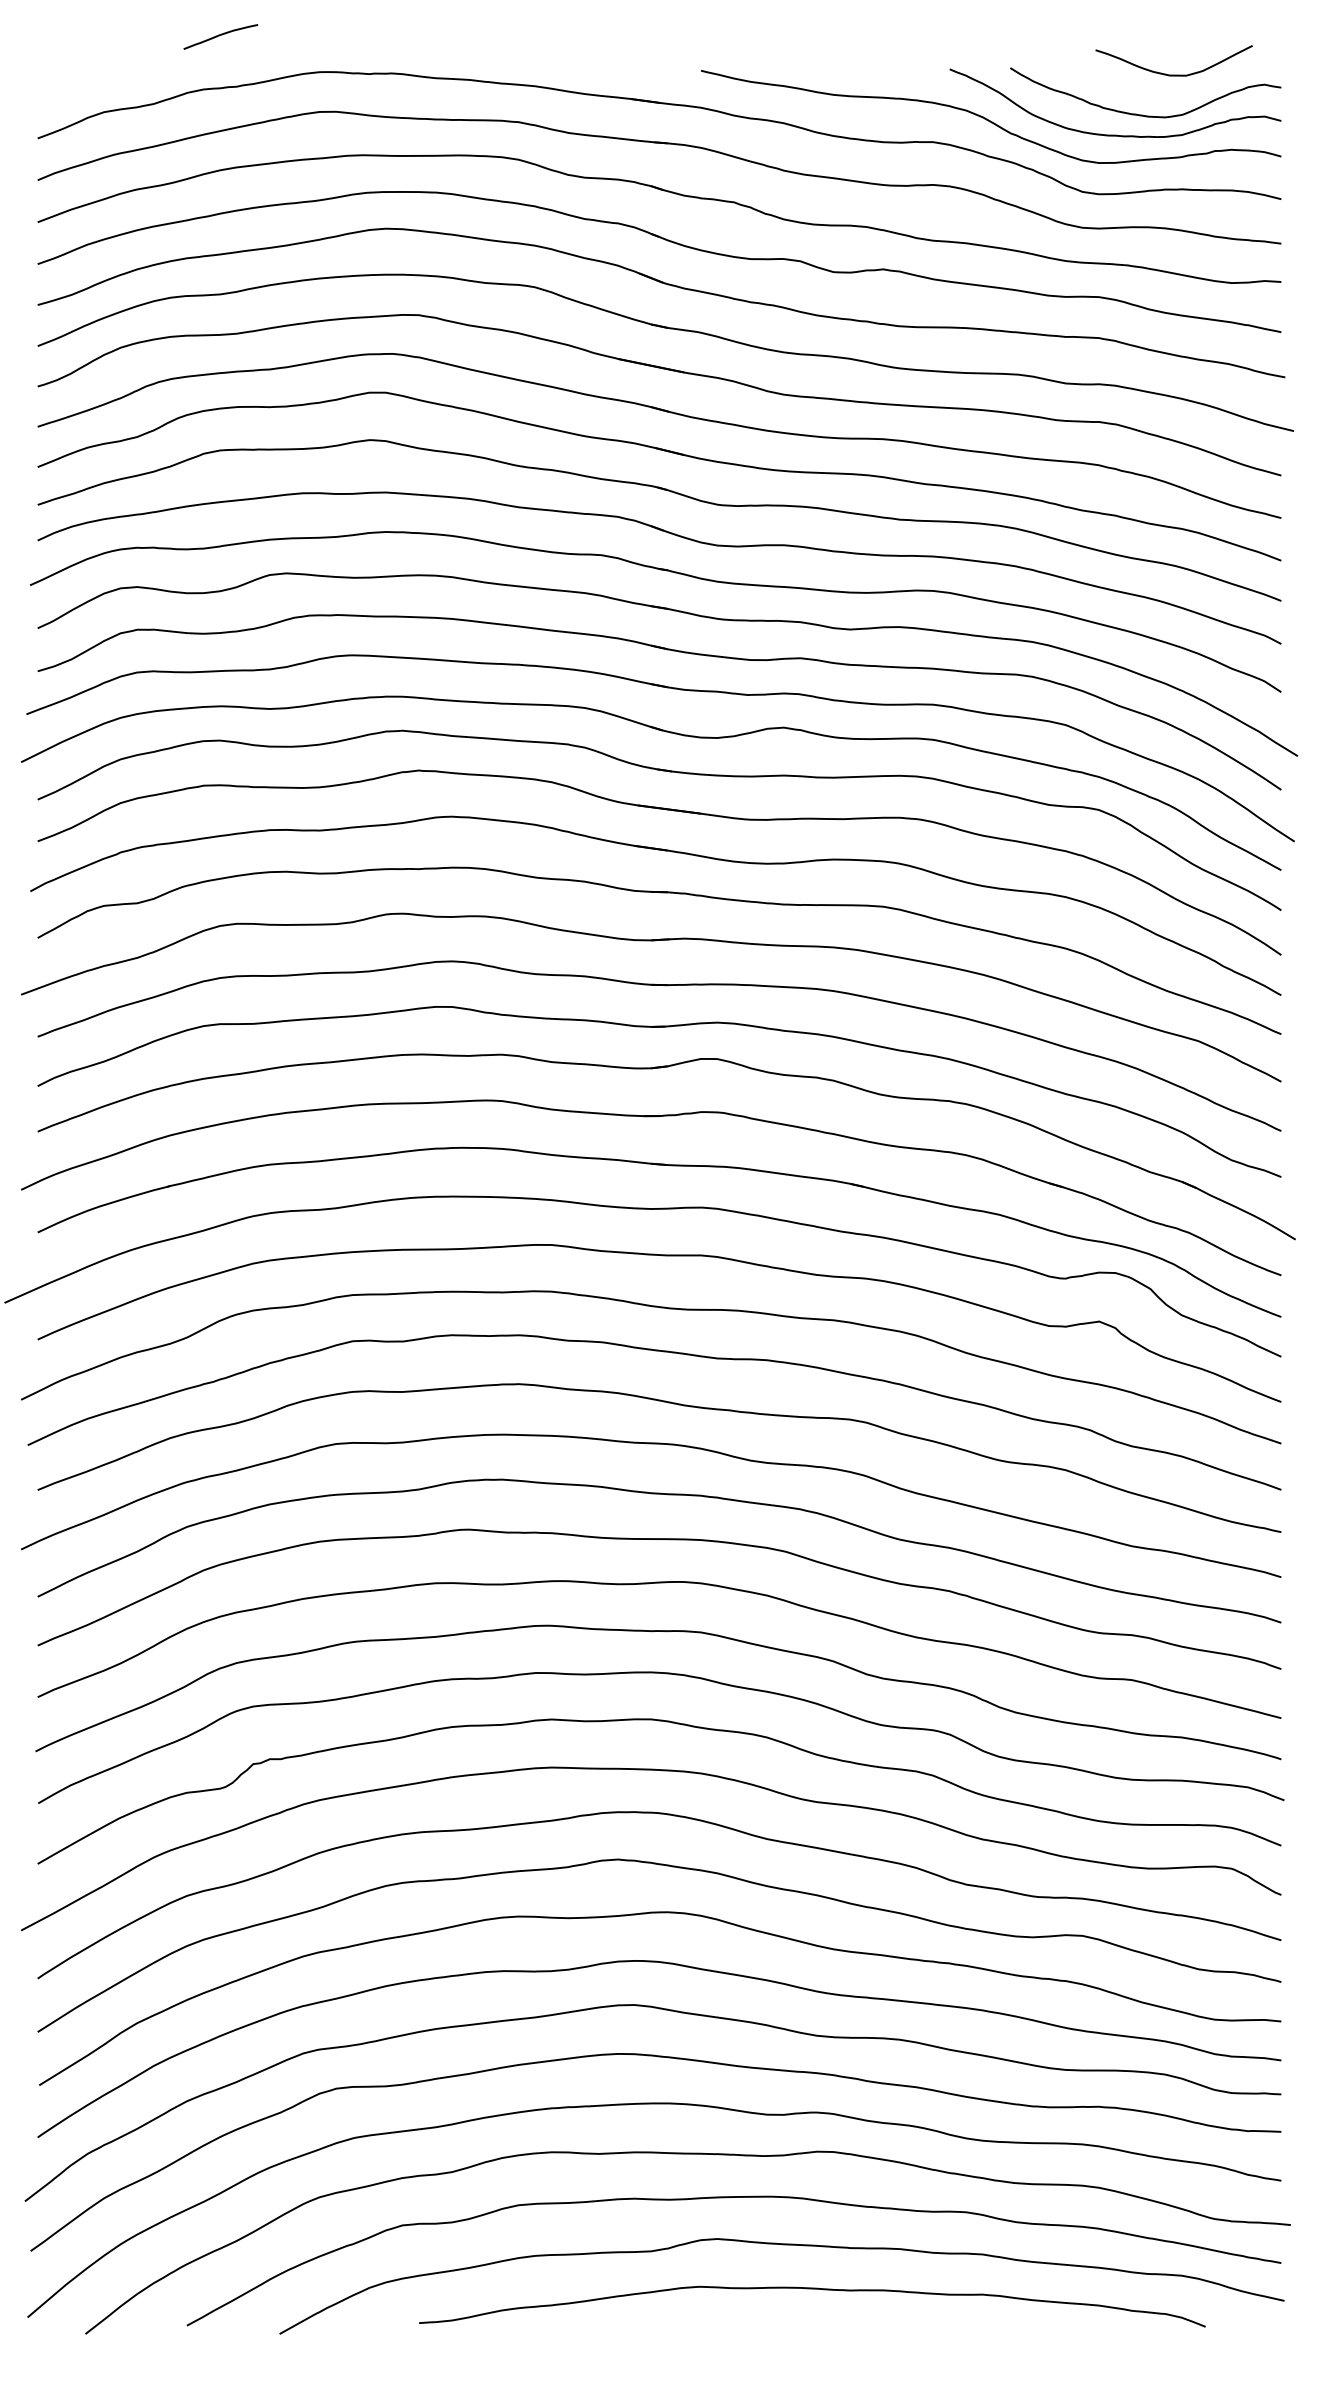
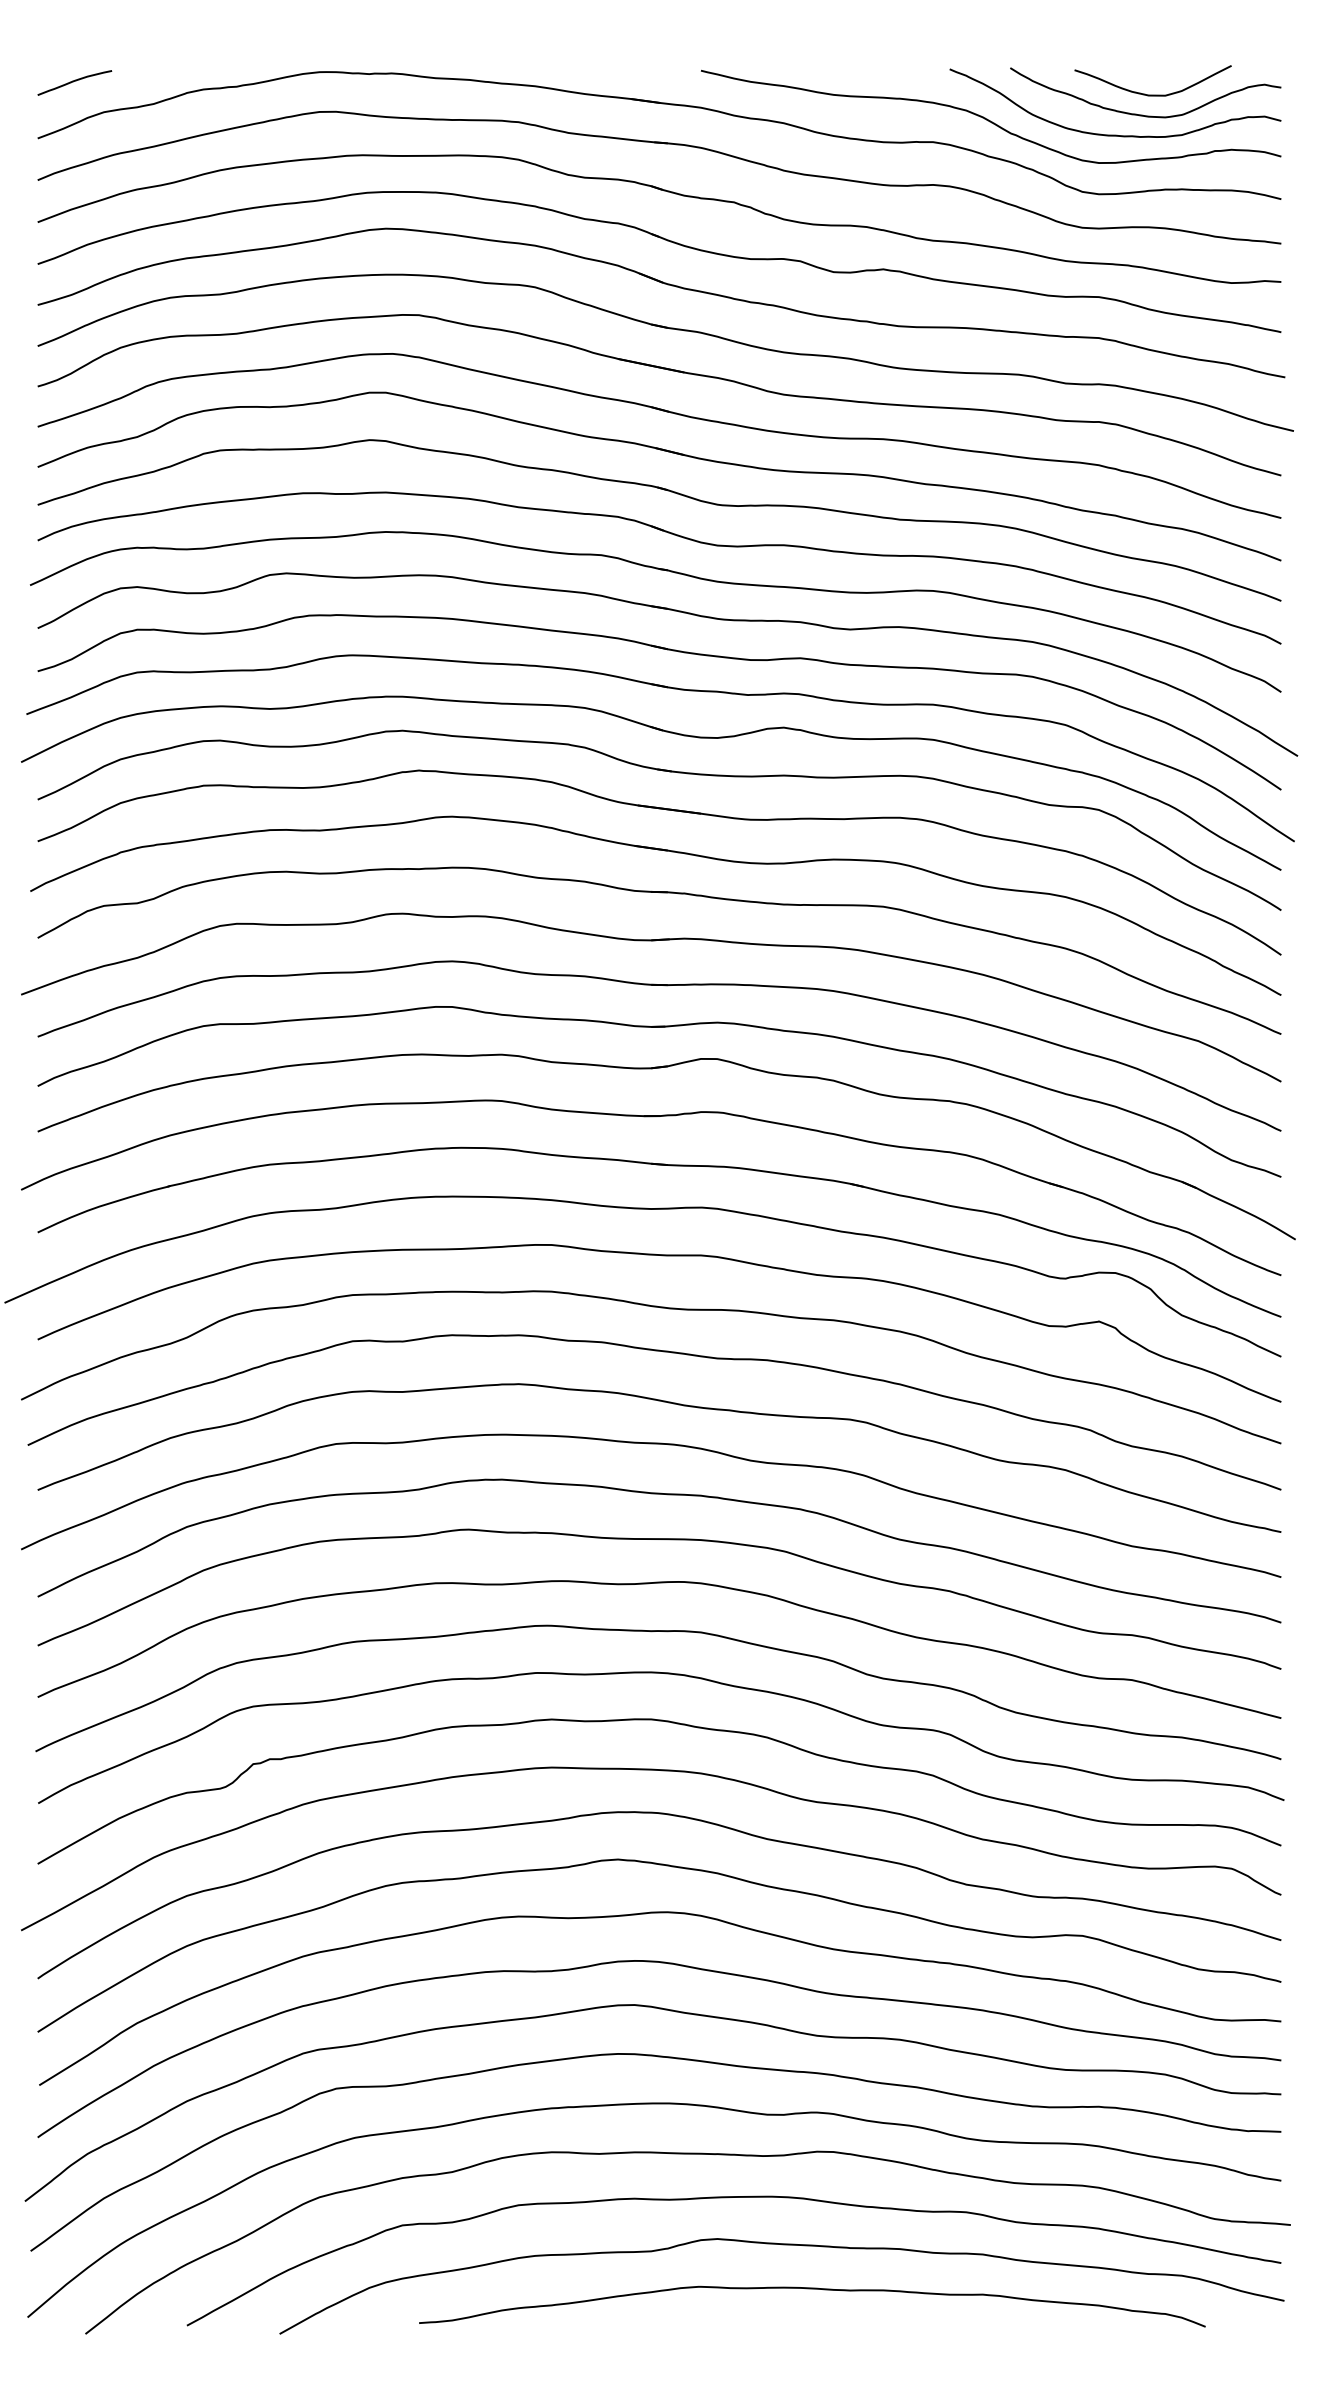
curve position: (220, 35) -> (74, 81) (74, 81)
curve position: (1173, 74) -> (1152, 94) (1152, 94)
